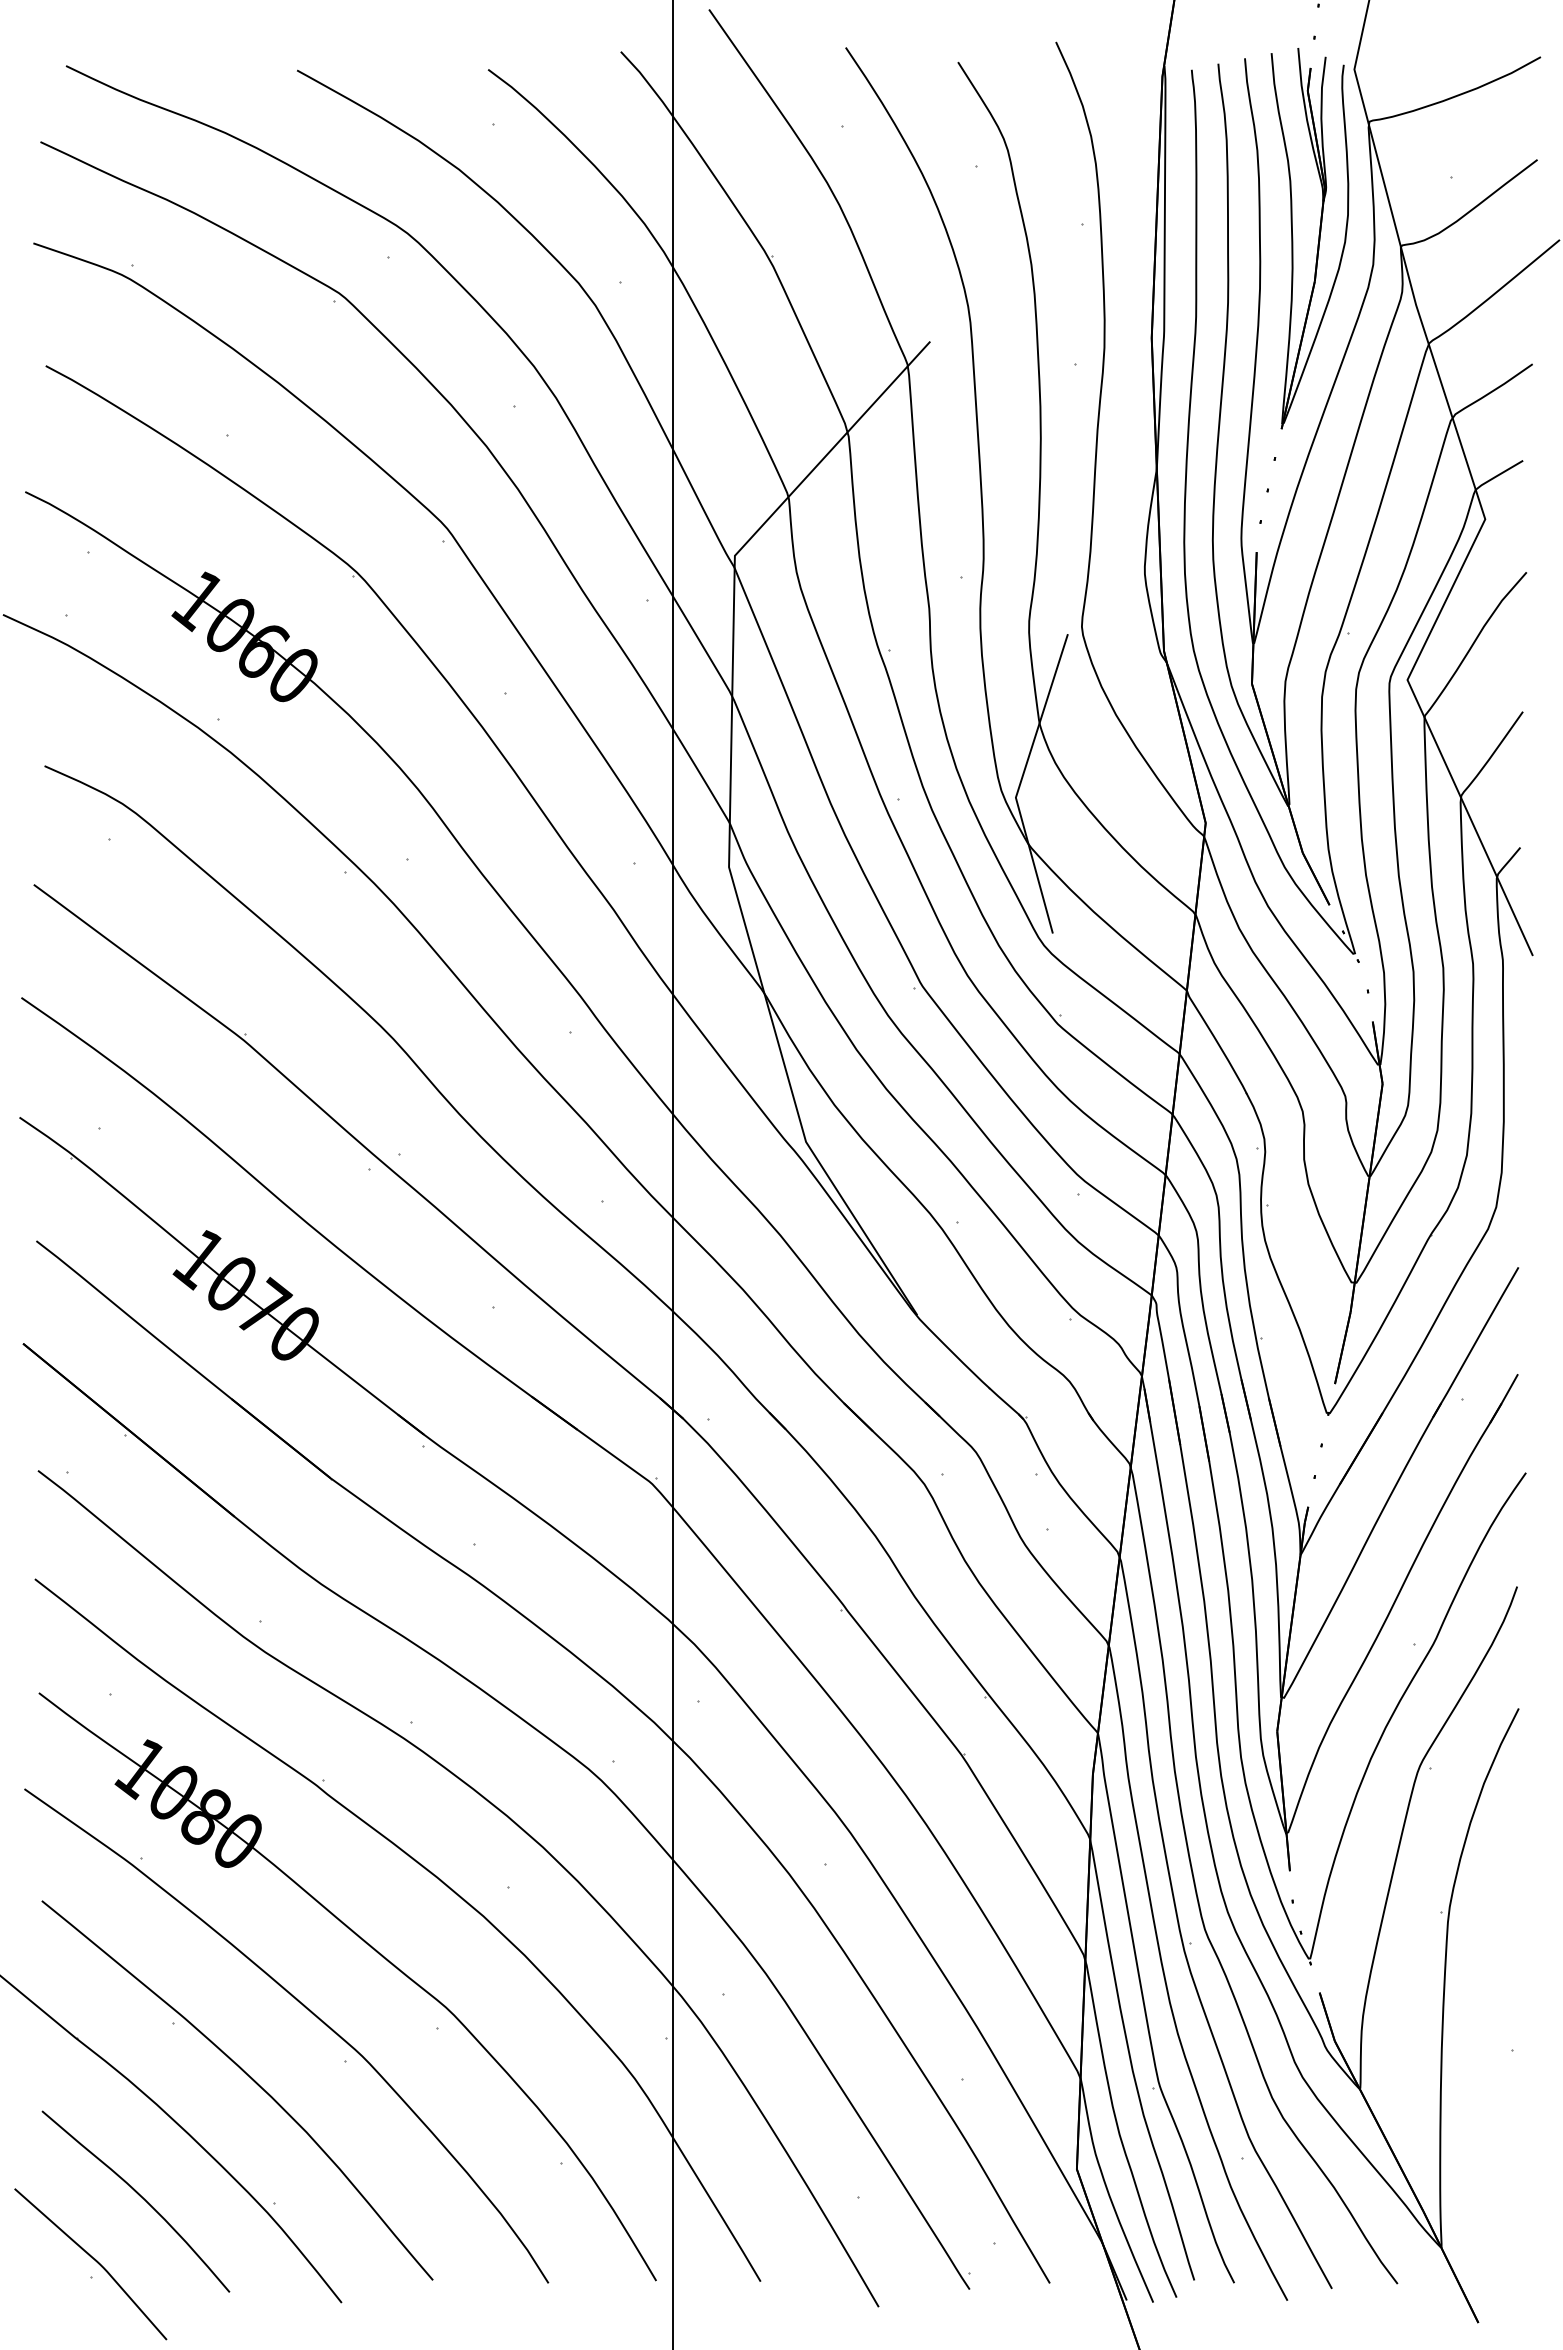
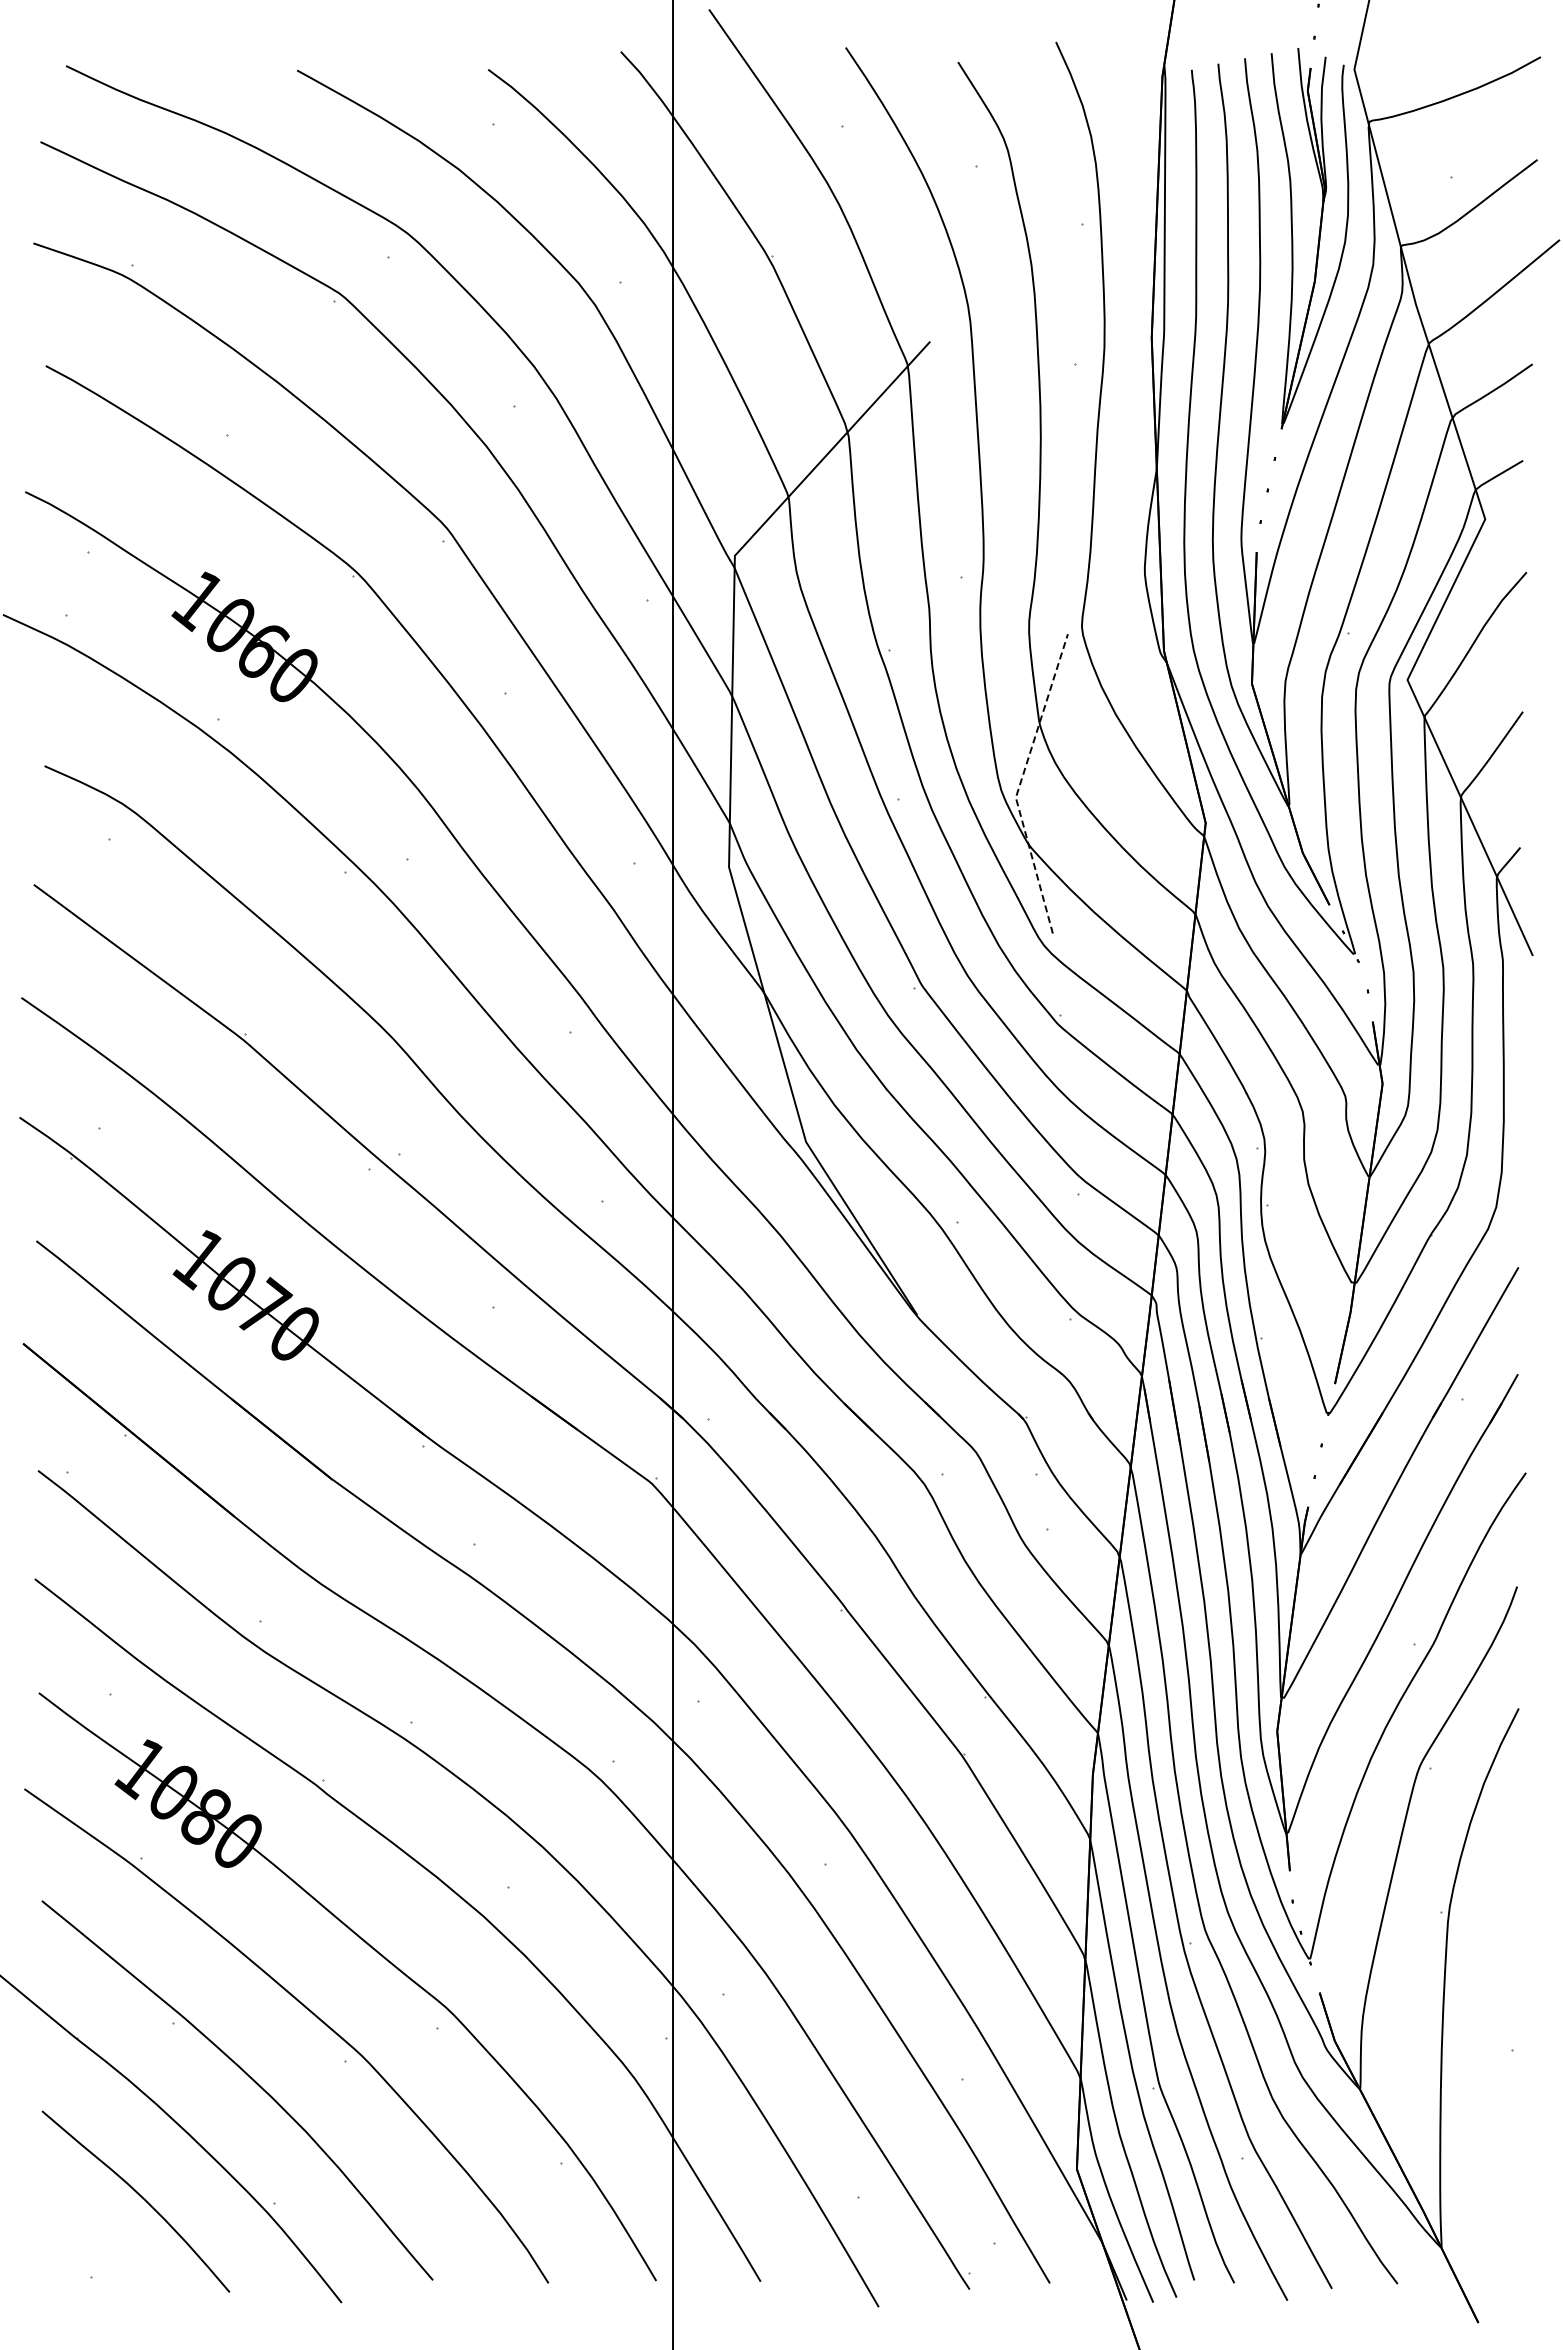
line: solid -> dashed (1020, 783)
curve: present -> none (94, 2260)
